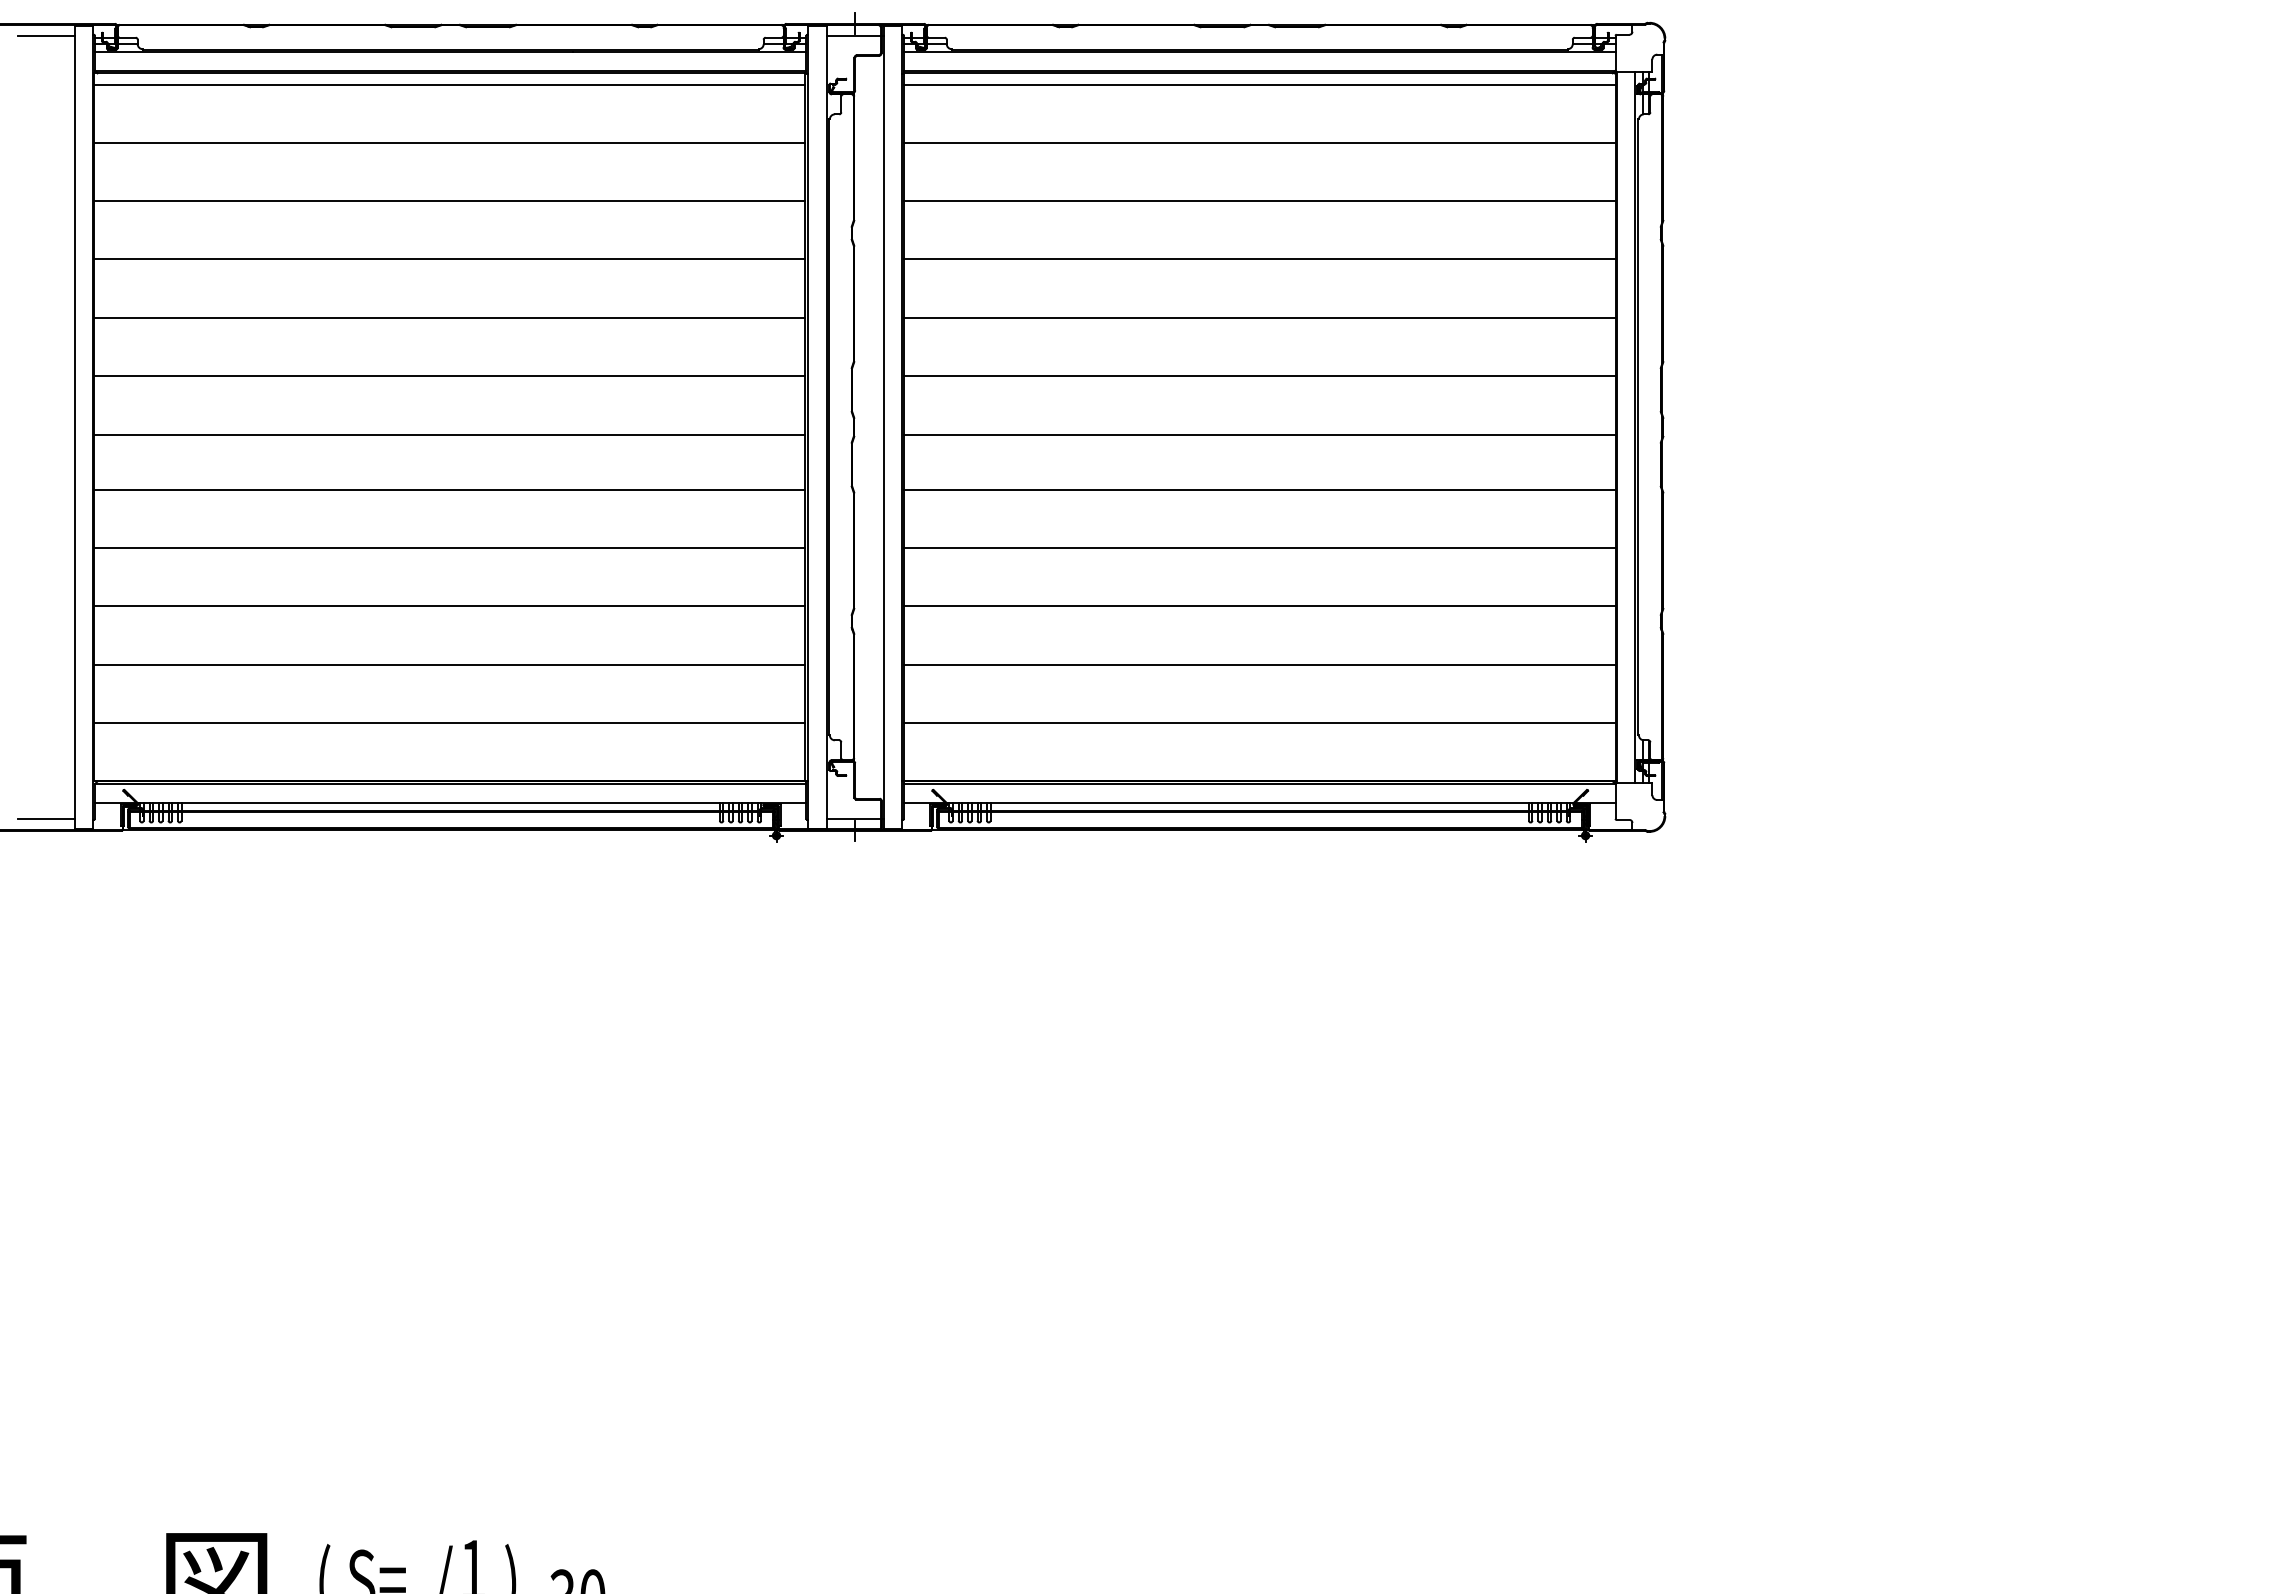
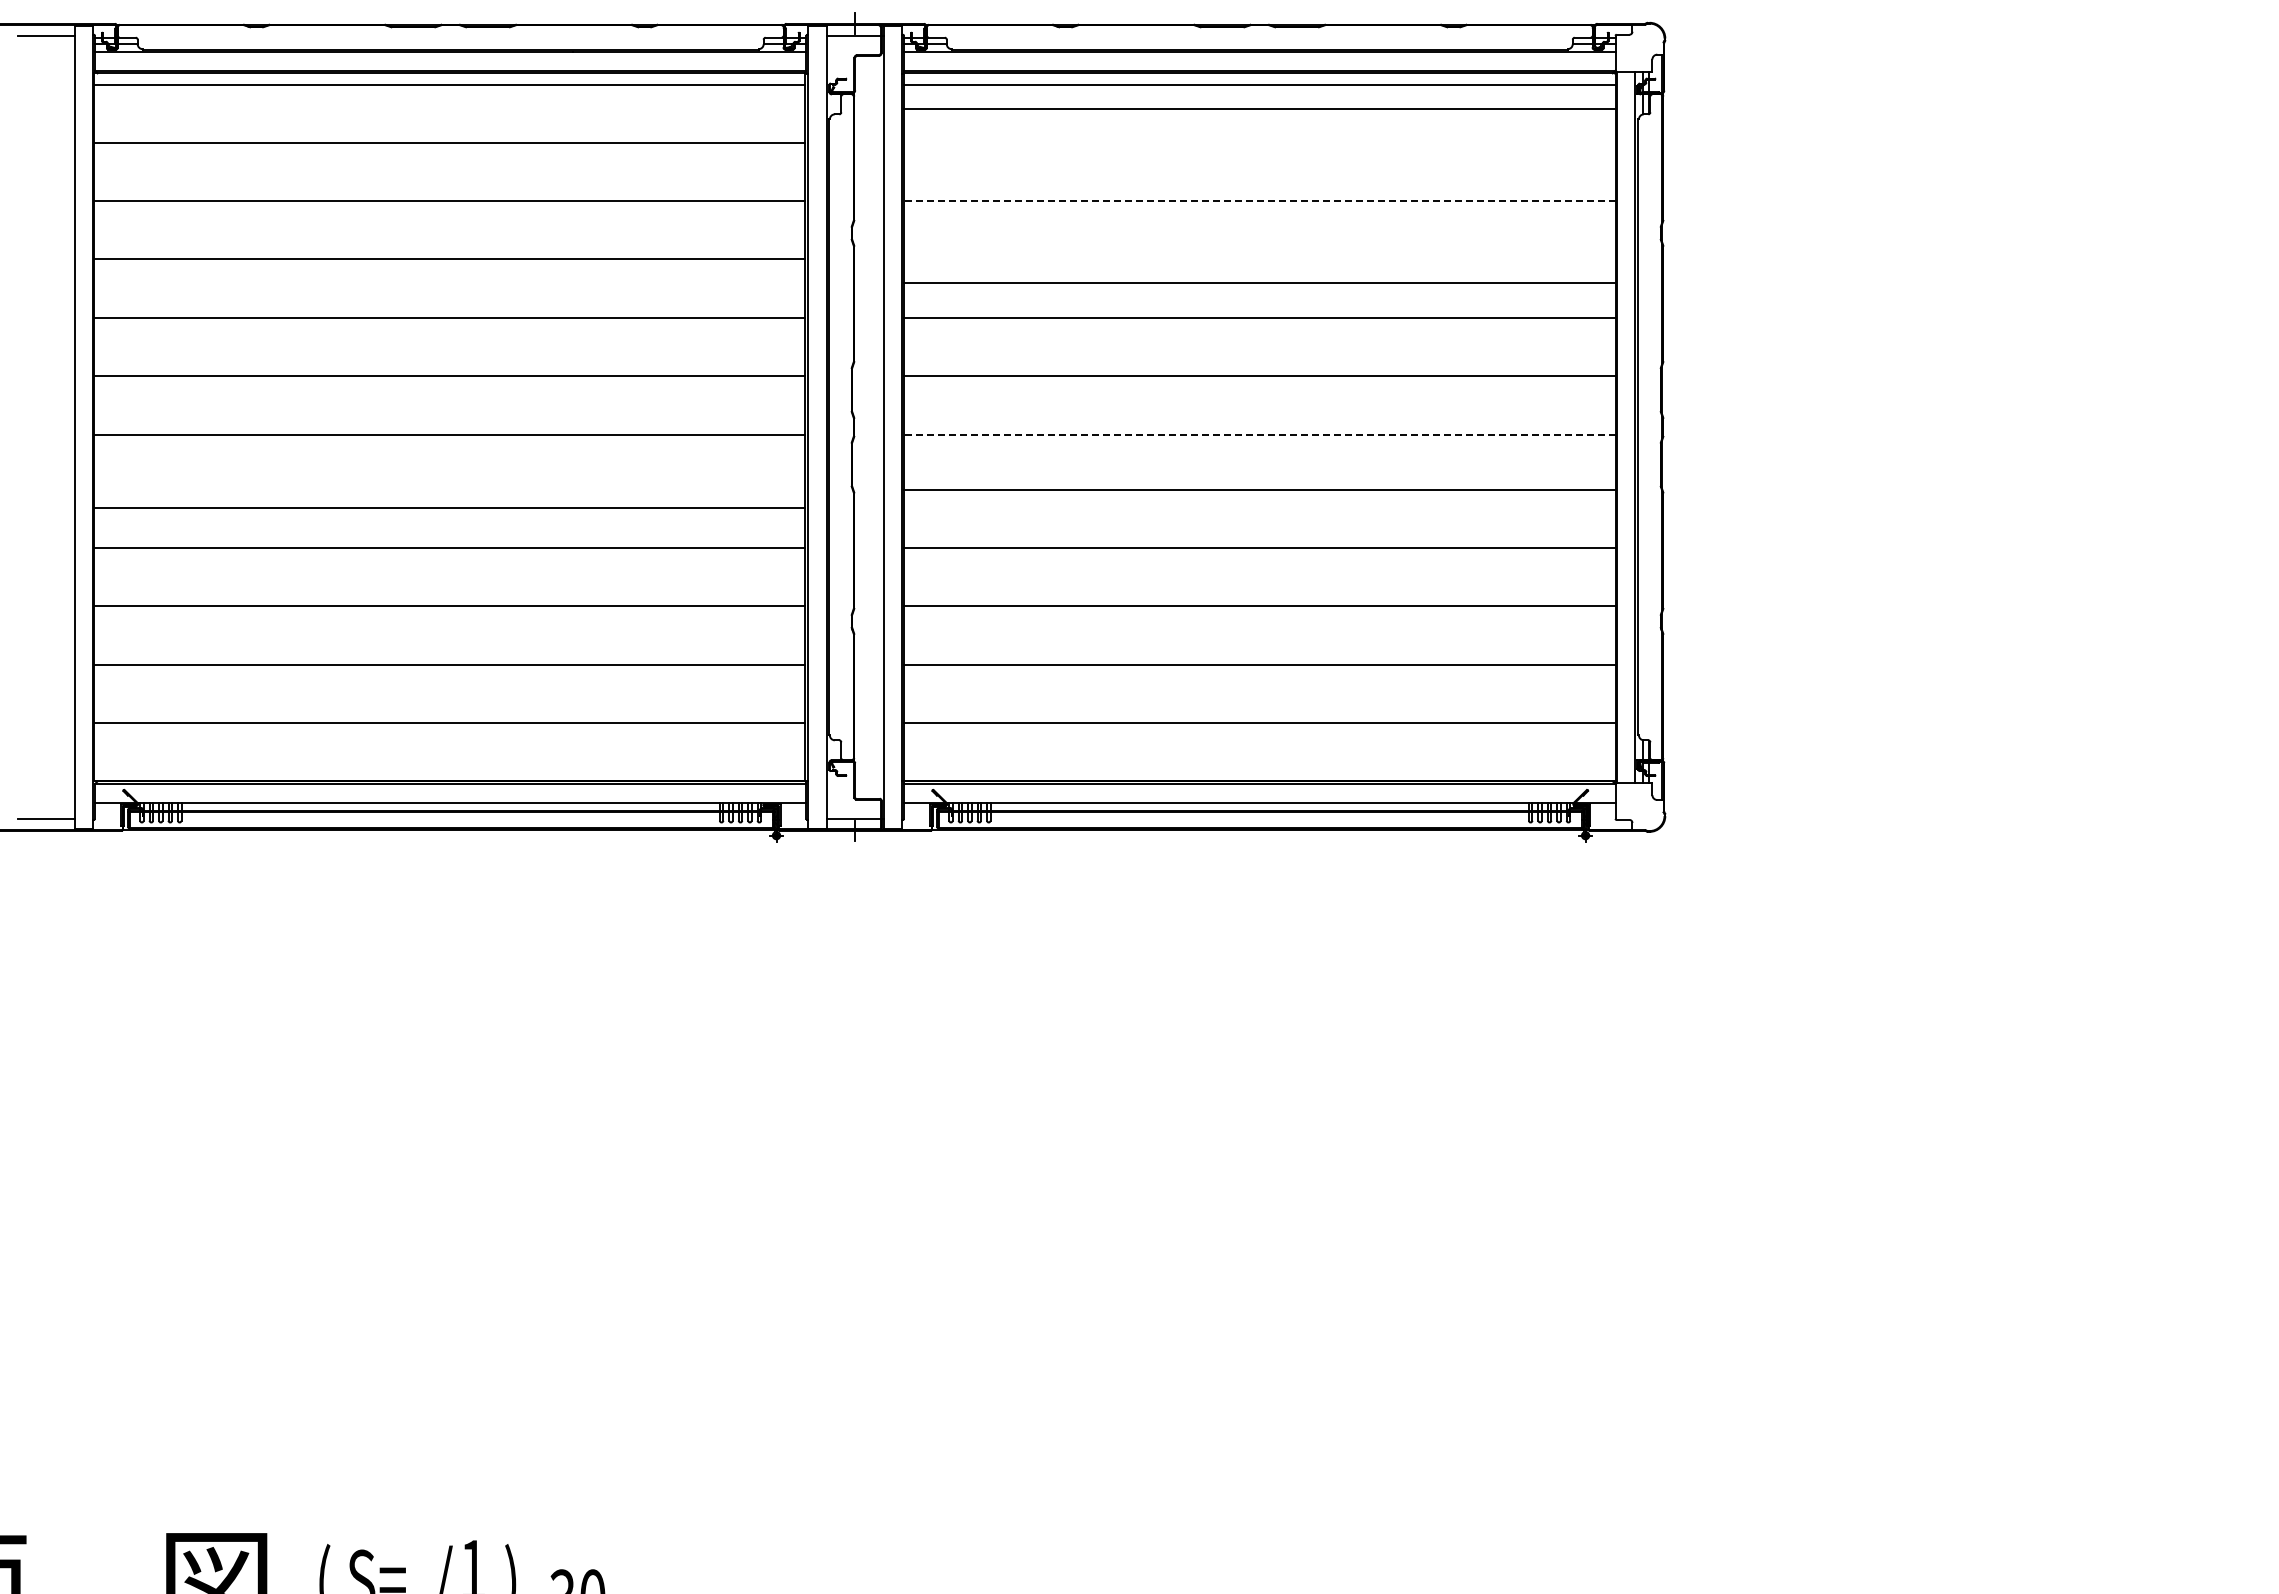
line position: (1259, 143) -> (1259, 109) (1259, 109)
line: solid -> dashed (1259, 201)
line position: (1259, 259) -> (1259, 283) (1259, 283)
line: solid -> dashed (1259, 434)
line position: (449, 489) -> (449, 507) (449, 507)
